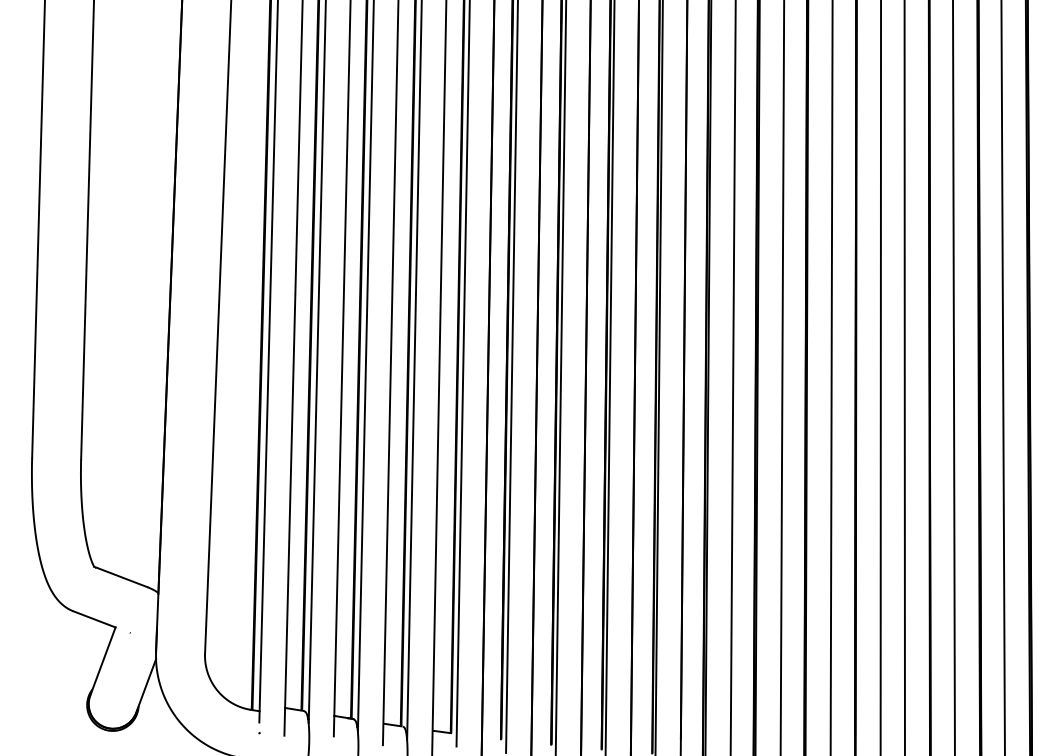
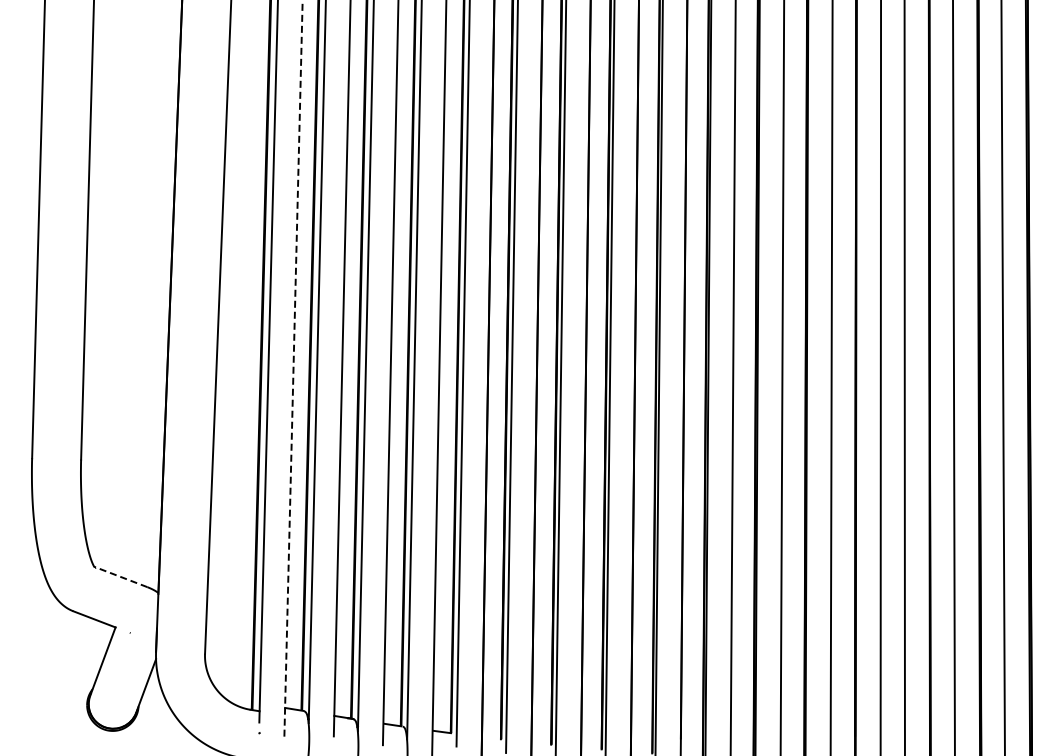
line: solid -> dashed (293, 367)
line: solid -> dashed (120, 576)
